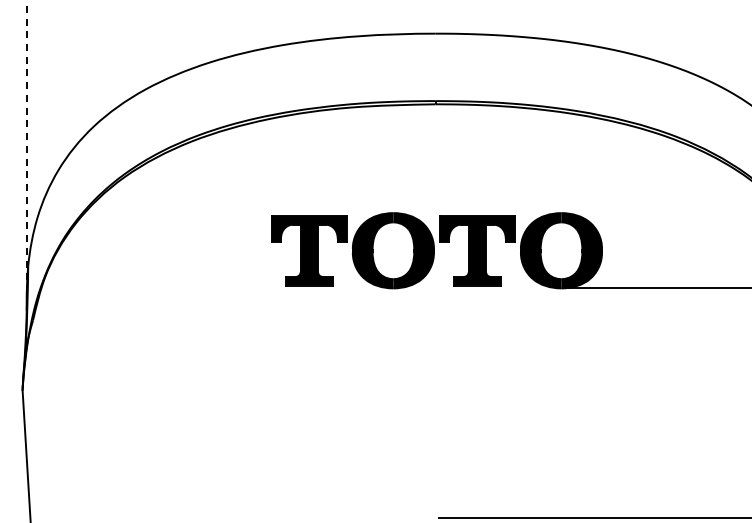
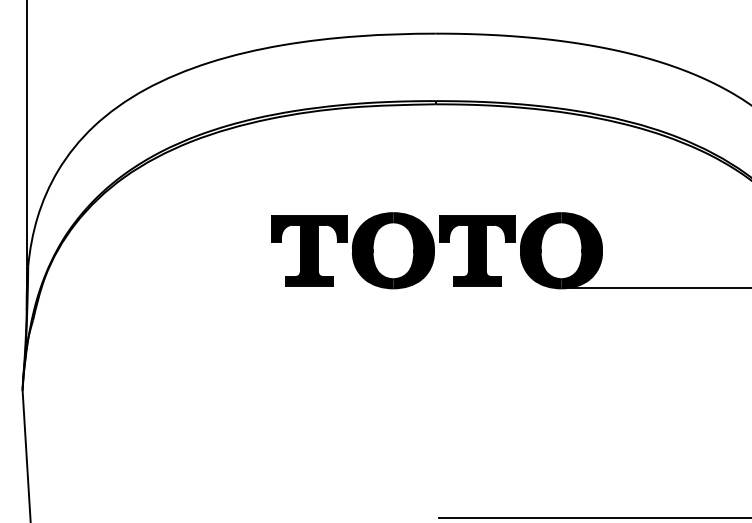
line: dashed -> solid (26, 147)
